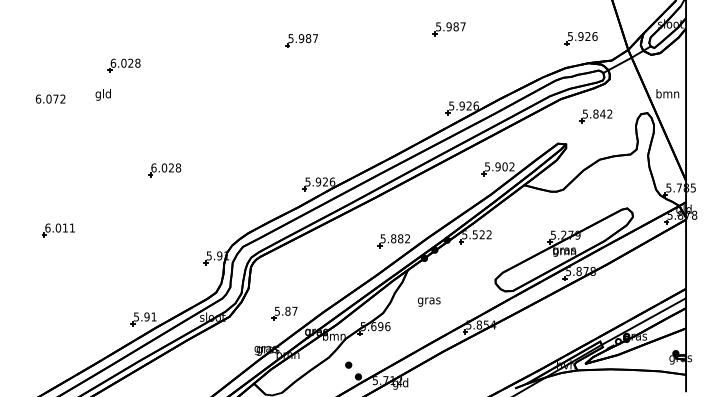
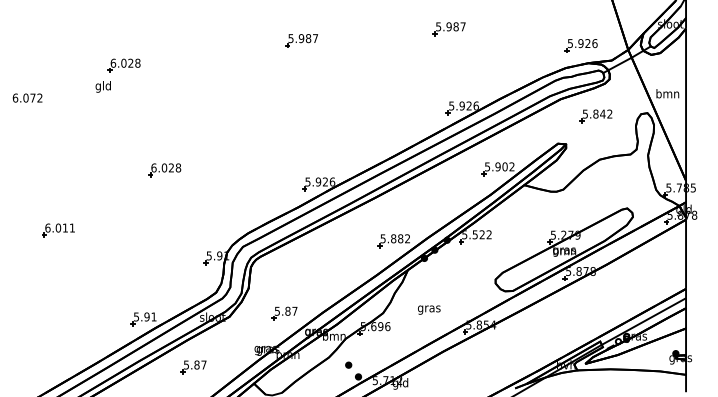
part position: (580, 38) -> (580, 45) (580, 45)
text position: (102, 94) -> (102, 86) (102, 86)
text position: (50, 98) -> (27, 97) (27, 97)
text position: (429, 301) -> (429, 309) (429, 309)
part: none -> present (193, 367)
